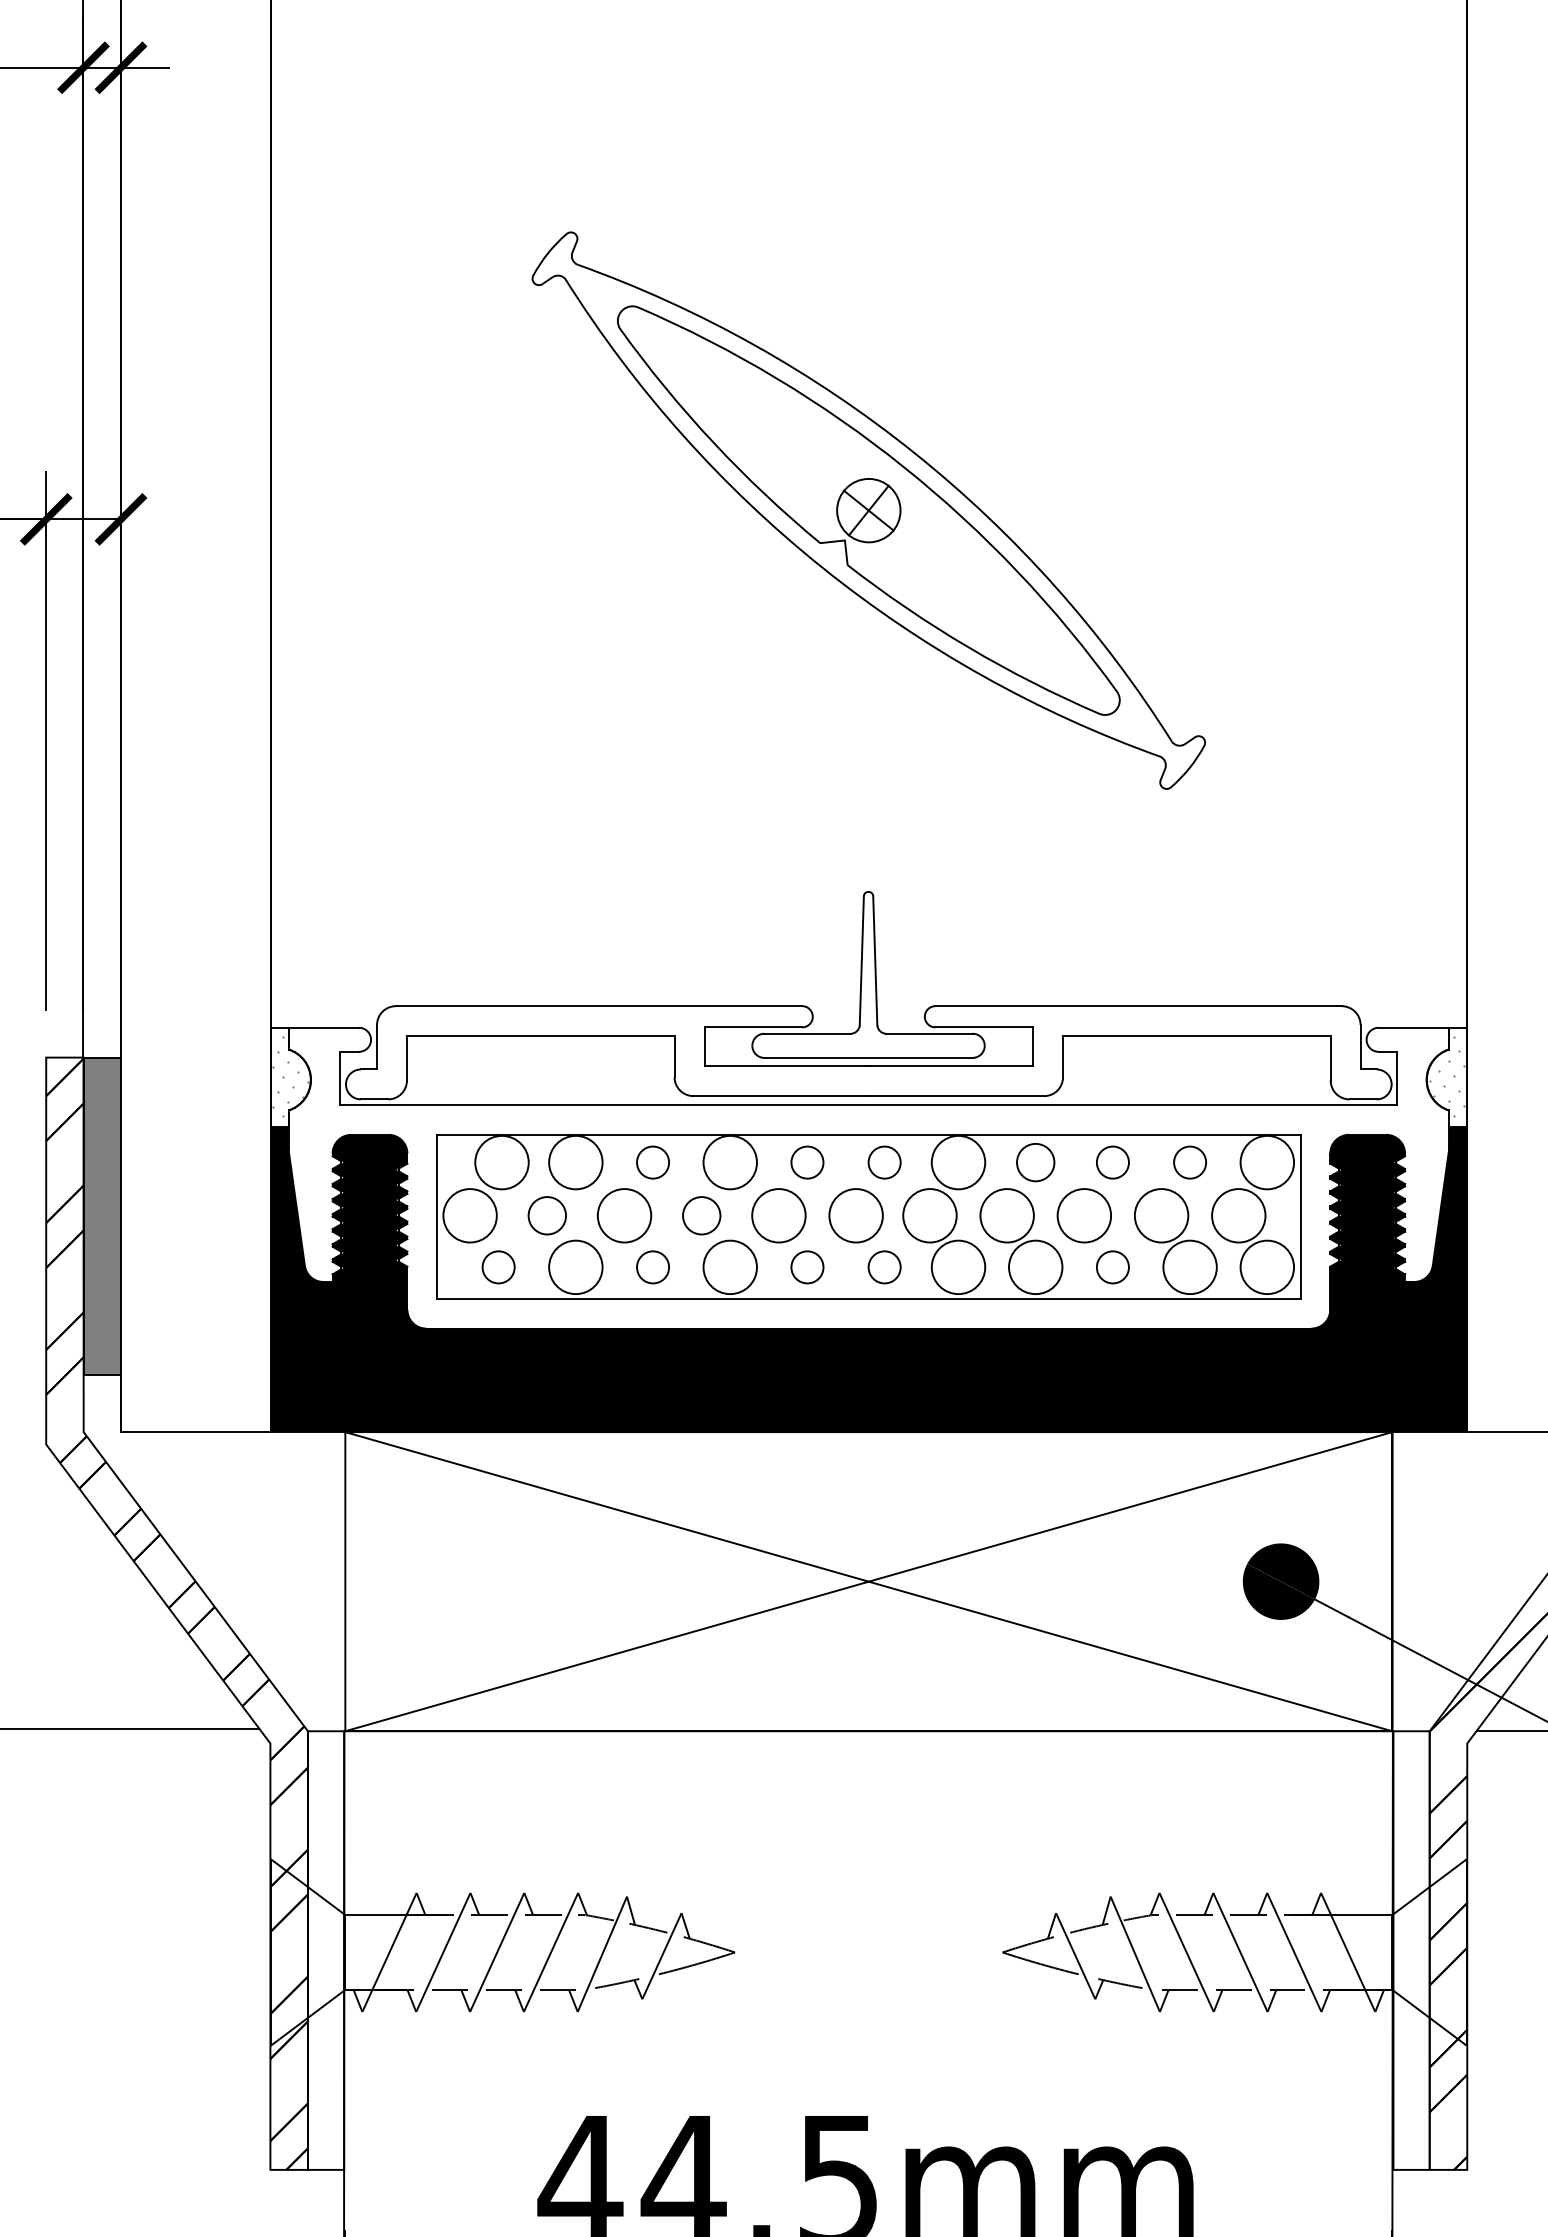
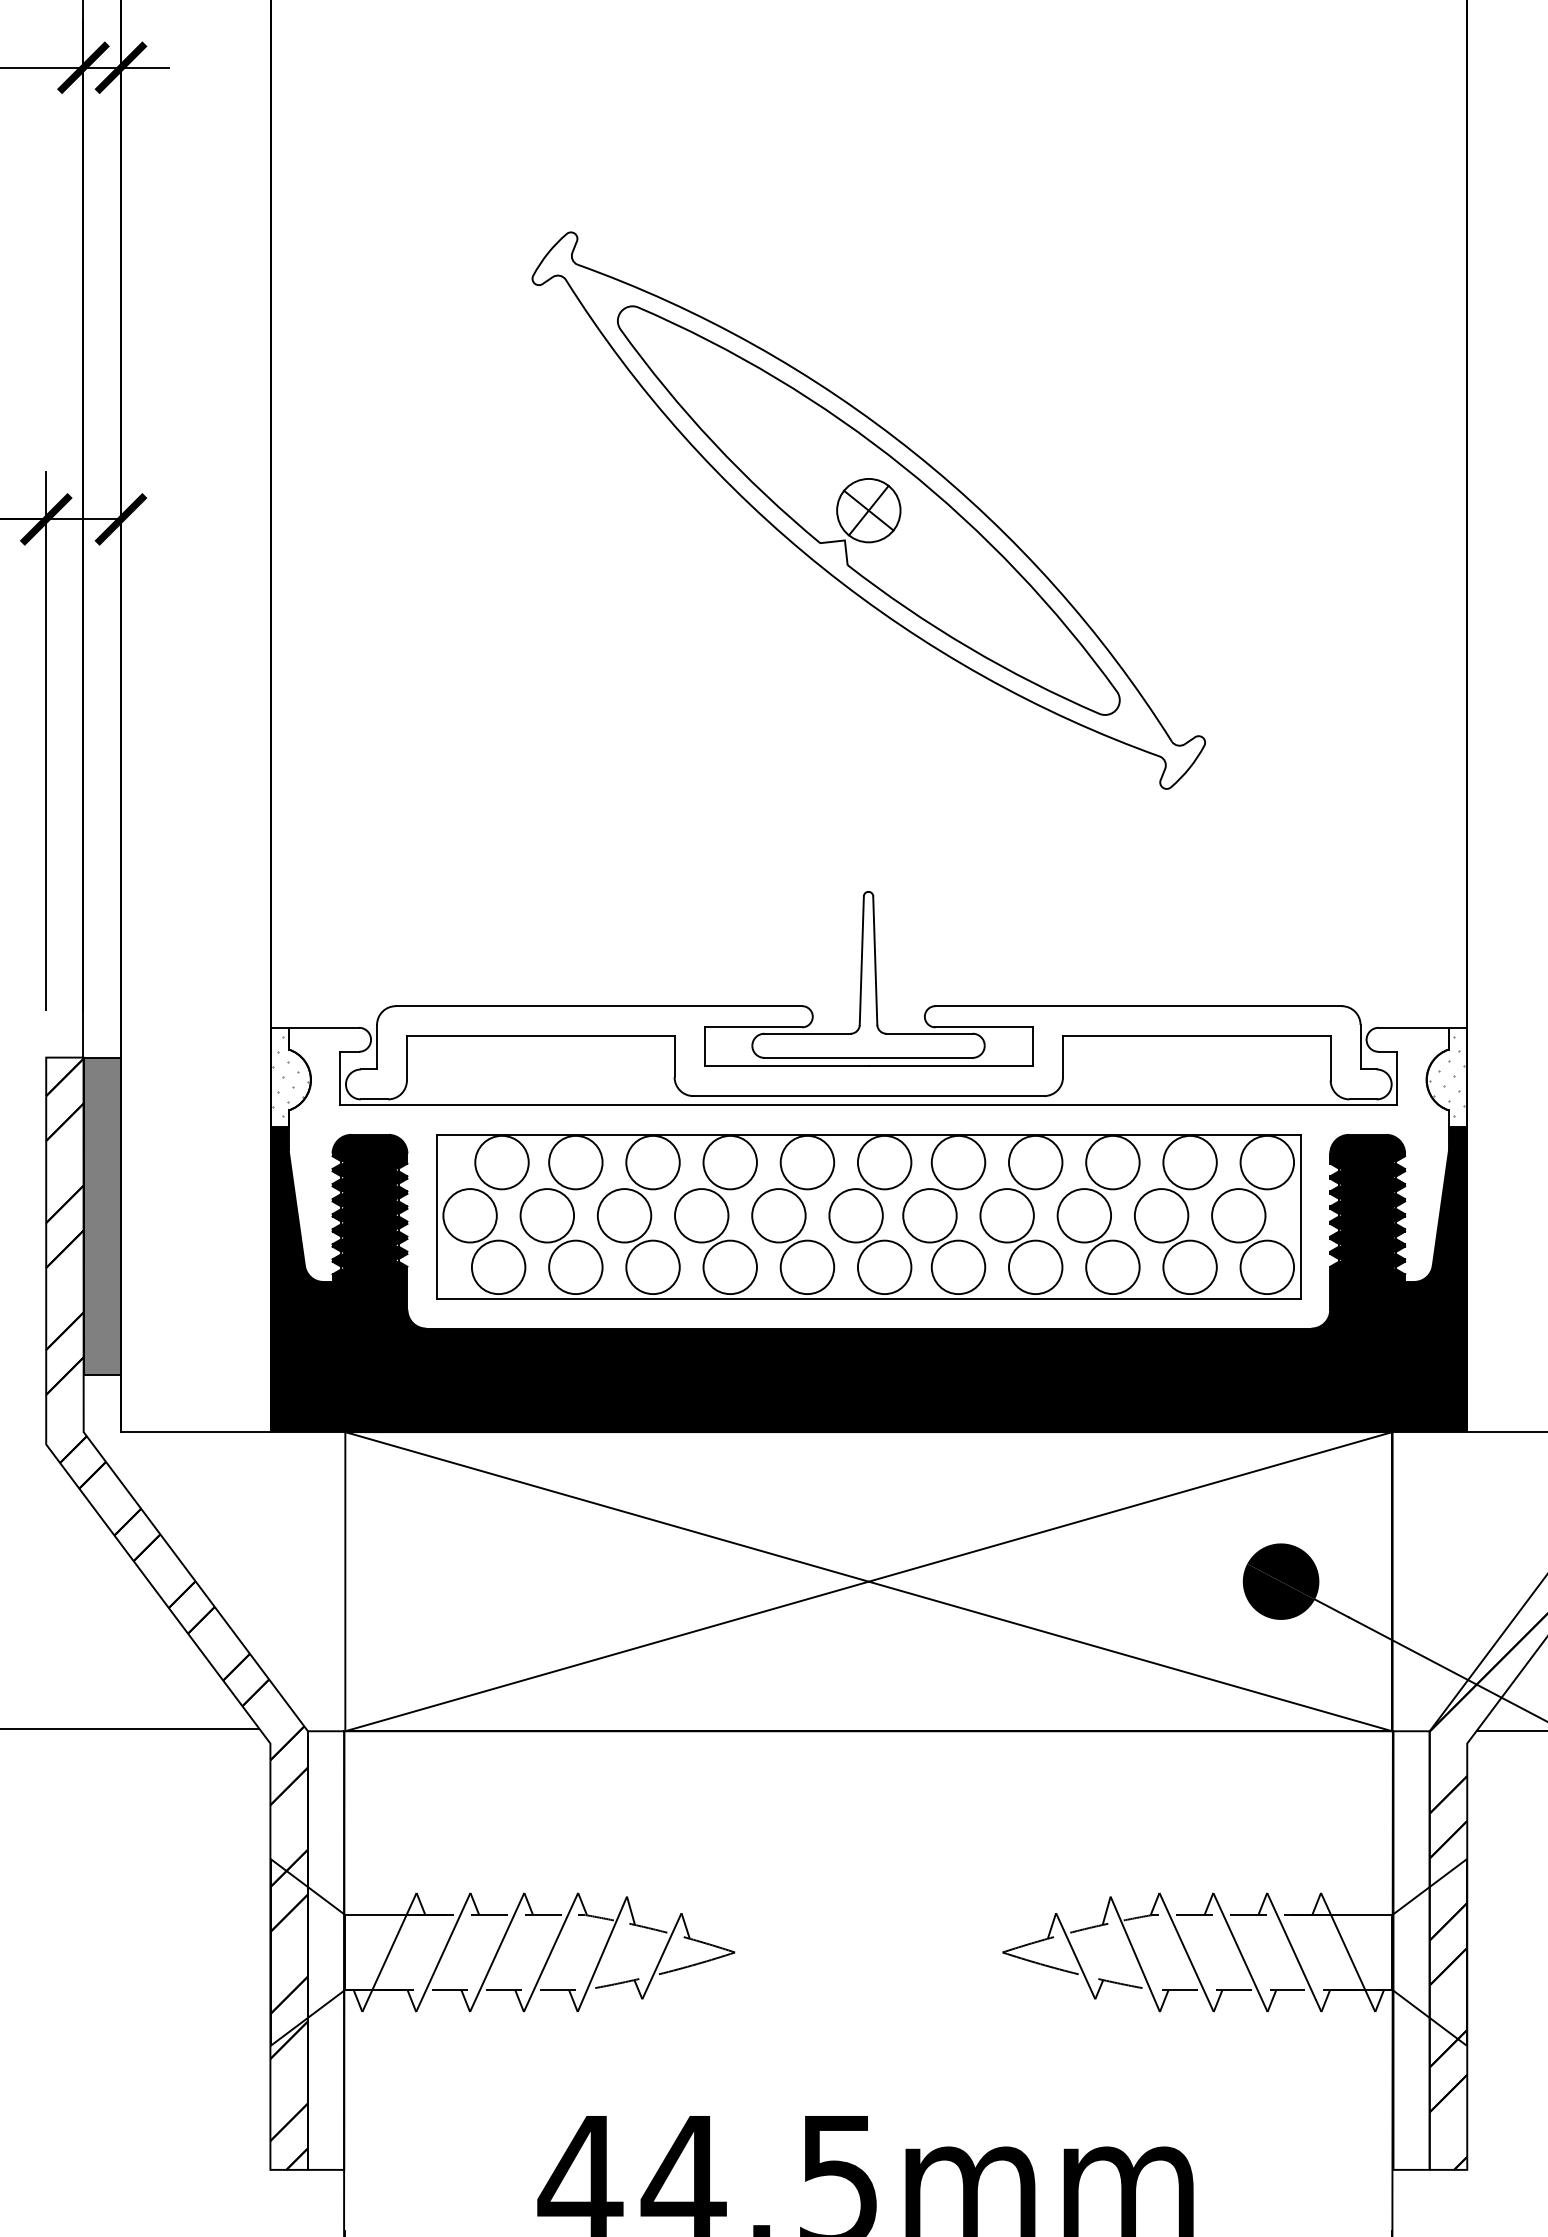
circle diameter: 32 px -> 53 px (652, 1162)
circle diameter: 32 px -> 53 px (807, 1162)
circle diameter: 32 px -> 53 px (884, 1162)
circle diameter: 37 px -> 53 px (1035, 1162)
circle diameter: 32 px -> 53 px (1112, 1162)
circle diameter: 32 px -> 53 px (1189, 1162)
circle diameter: 37 px -> 53 px (547, 1215)
circle diameter: 37 px -> 53 px (701, 1215)
circle diameter: 32 px -> 53 px (498, 1267)
circle diameter: 32 px -> 53 px (652, 1267)
circle diameter: 32 px -> 53 px (807, 1267)
circle diameter: 32 px -> 53 px (884, 1267)
circle diameter: 32 px -> 53 px (1112, 1267)
